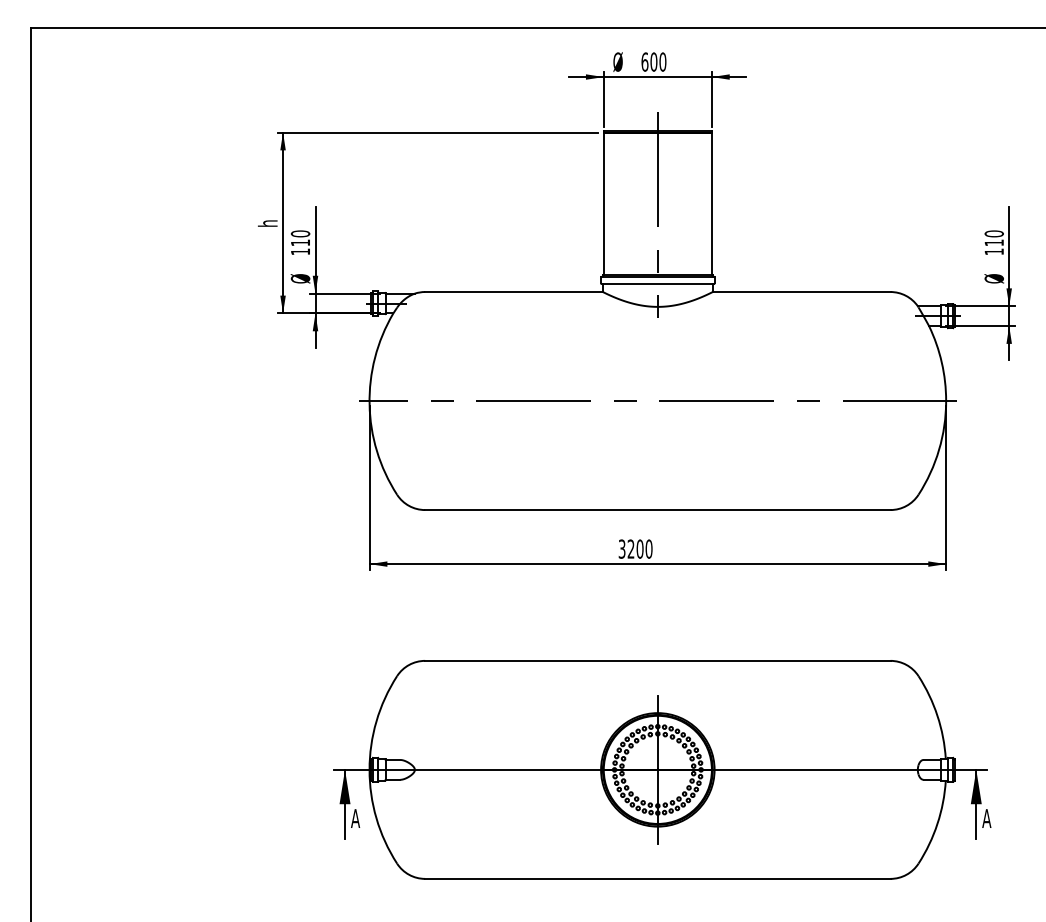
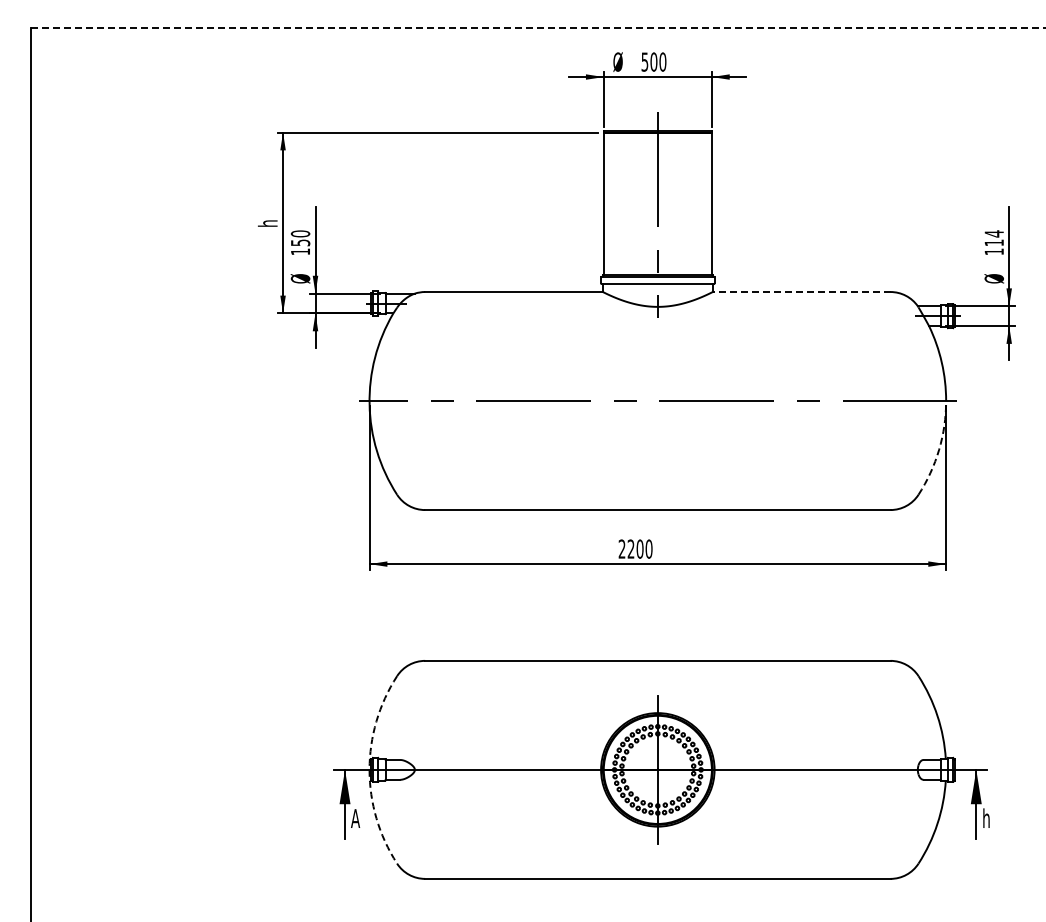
line: solid -> dashed (538, 27)
text: 600 -> 500 (644, 61)
text: 110 -> 114 (993, 233)
text: 110 -> 150 (300, 242)
line: solid -> dashed (801, 292)
arc: solid -> dashed (939, 449)
text: 3200 -> 2200 (621, 549)
arc: solid -> dashed (369, 769)
text: A -> h (986, 817)
